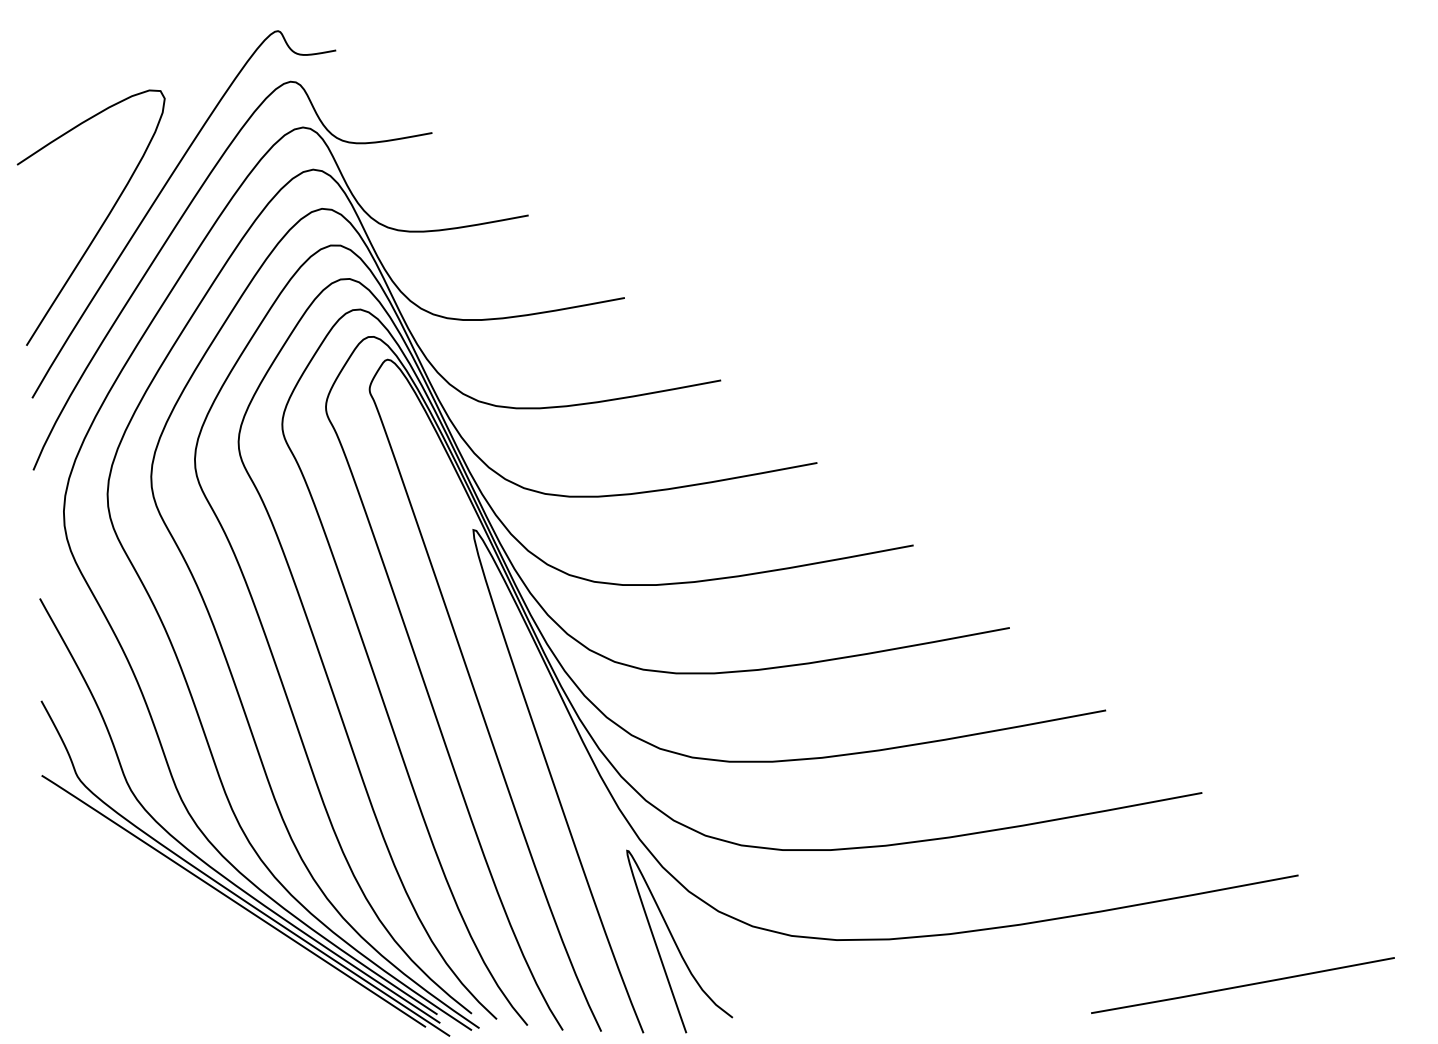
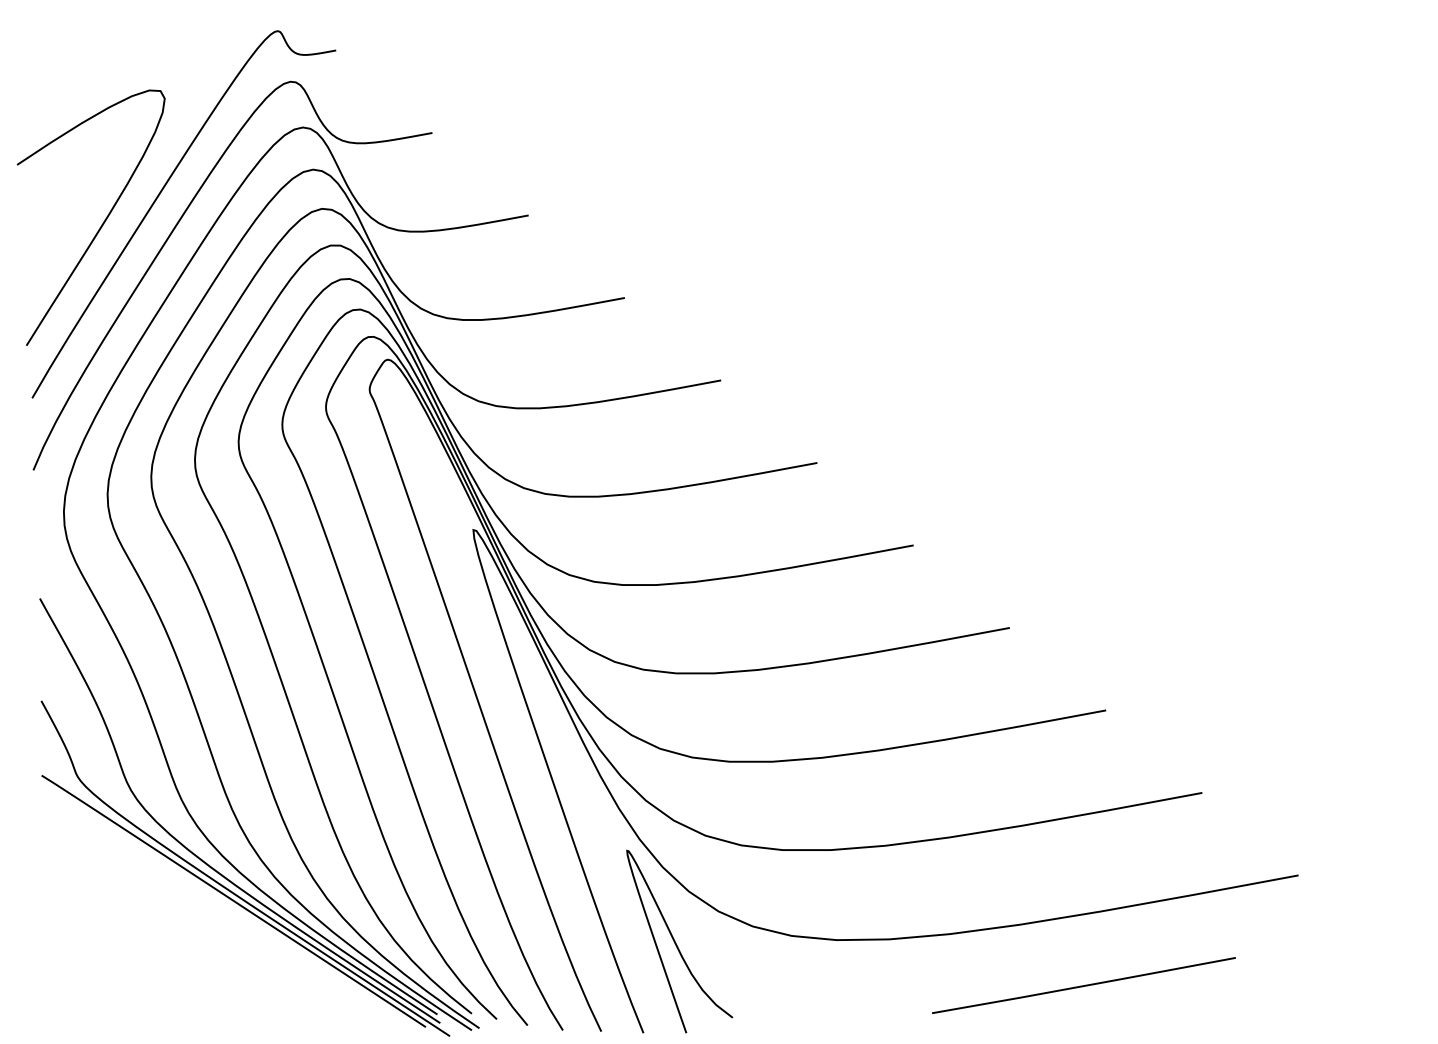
line position: (1242, 985) -> (1083, 985) (1083, 985)
